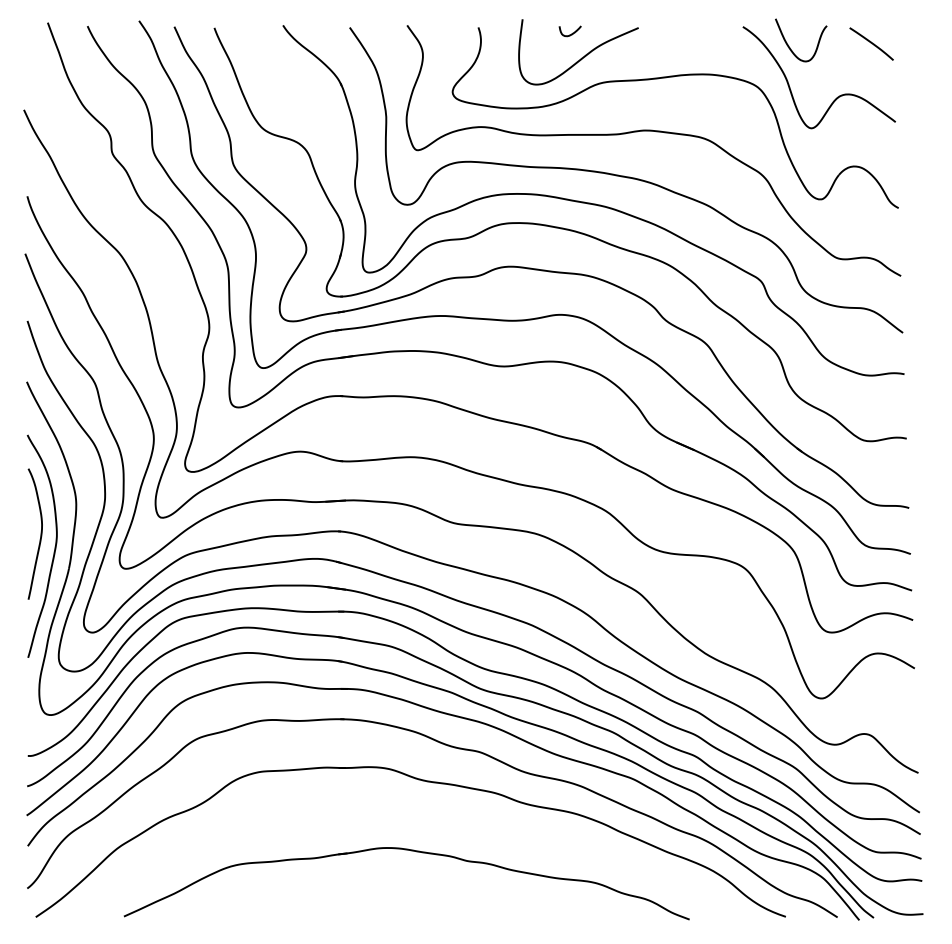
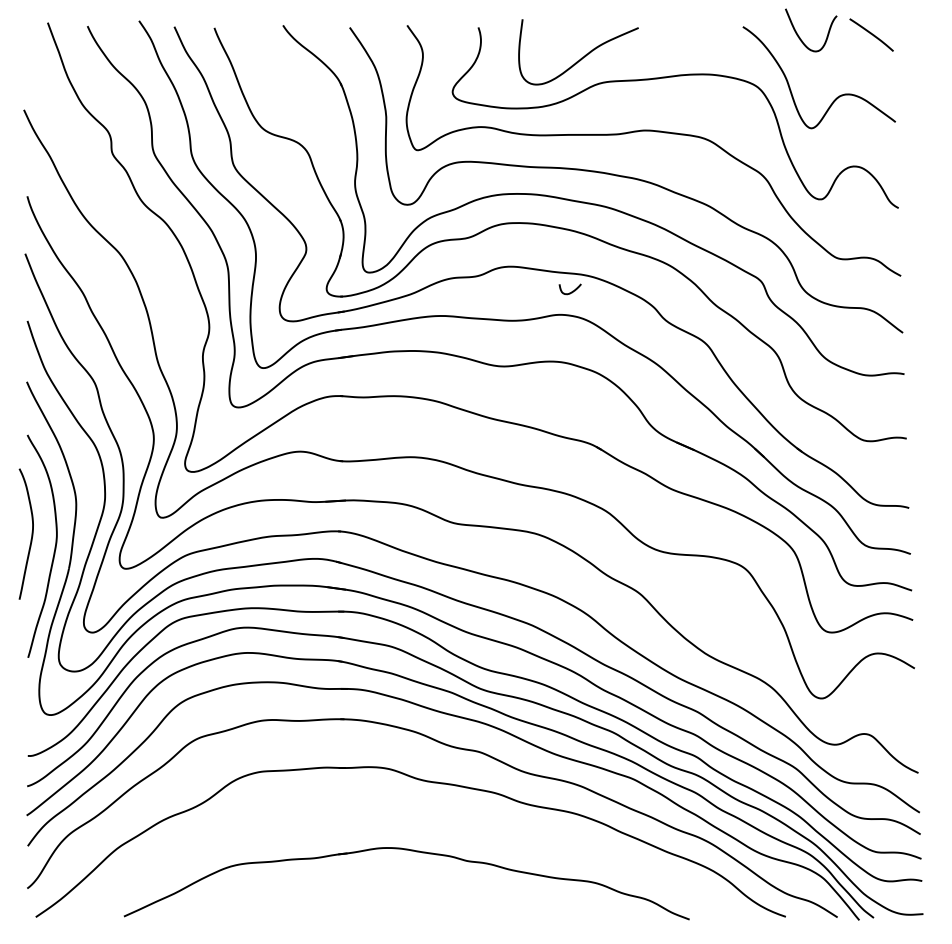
curve position: (571, 33) -> (571, 291) (571, 291)
line position: (871, 43) -> (871, 34) (871, 34)
curve position: (790, 47) -> (800, 37) (800, 37)
curve position: (40, 533) -> (31, 533) (31, 533)
